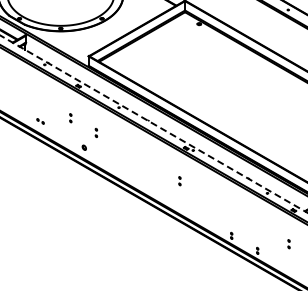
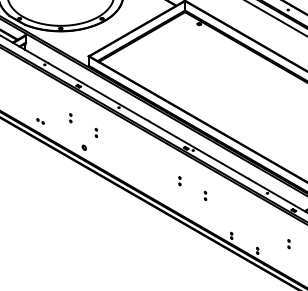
line: none -> present (276, 18)
line: dashed -> solid (153, 124)
part: none -> present (205, 195)
